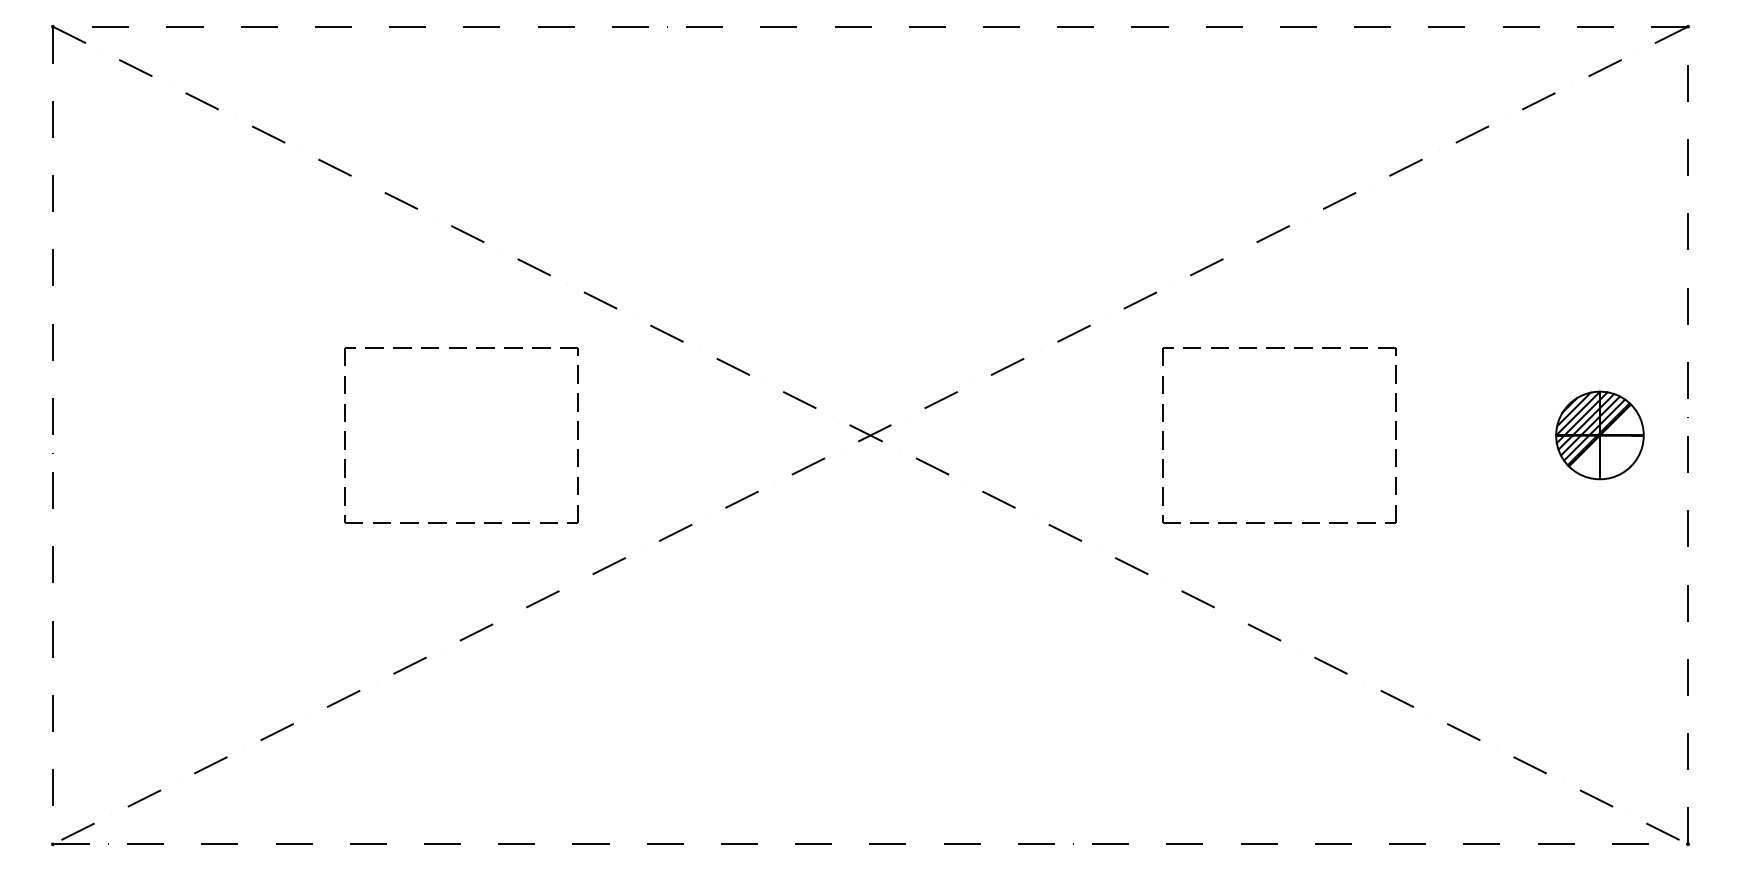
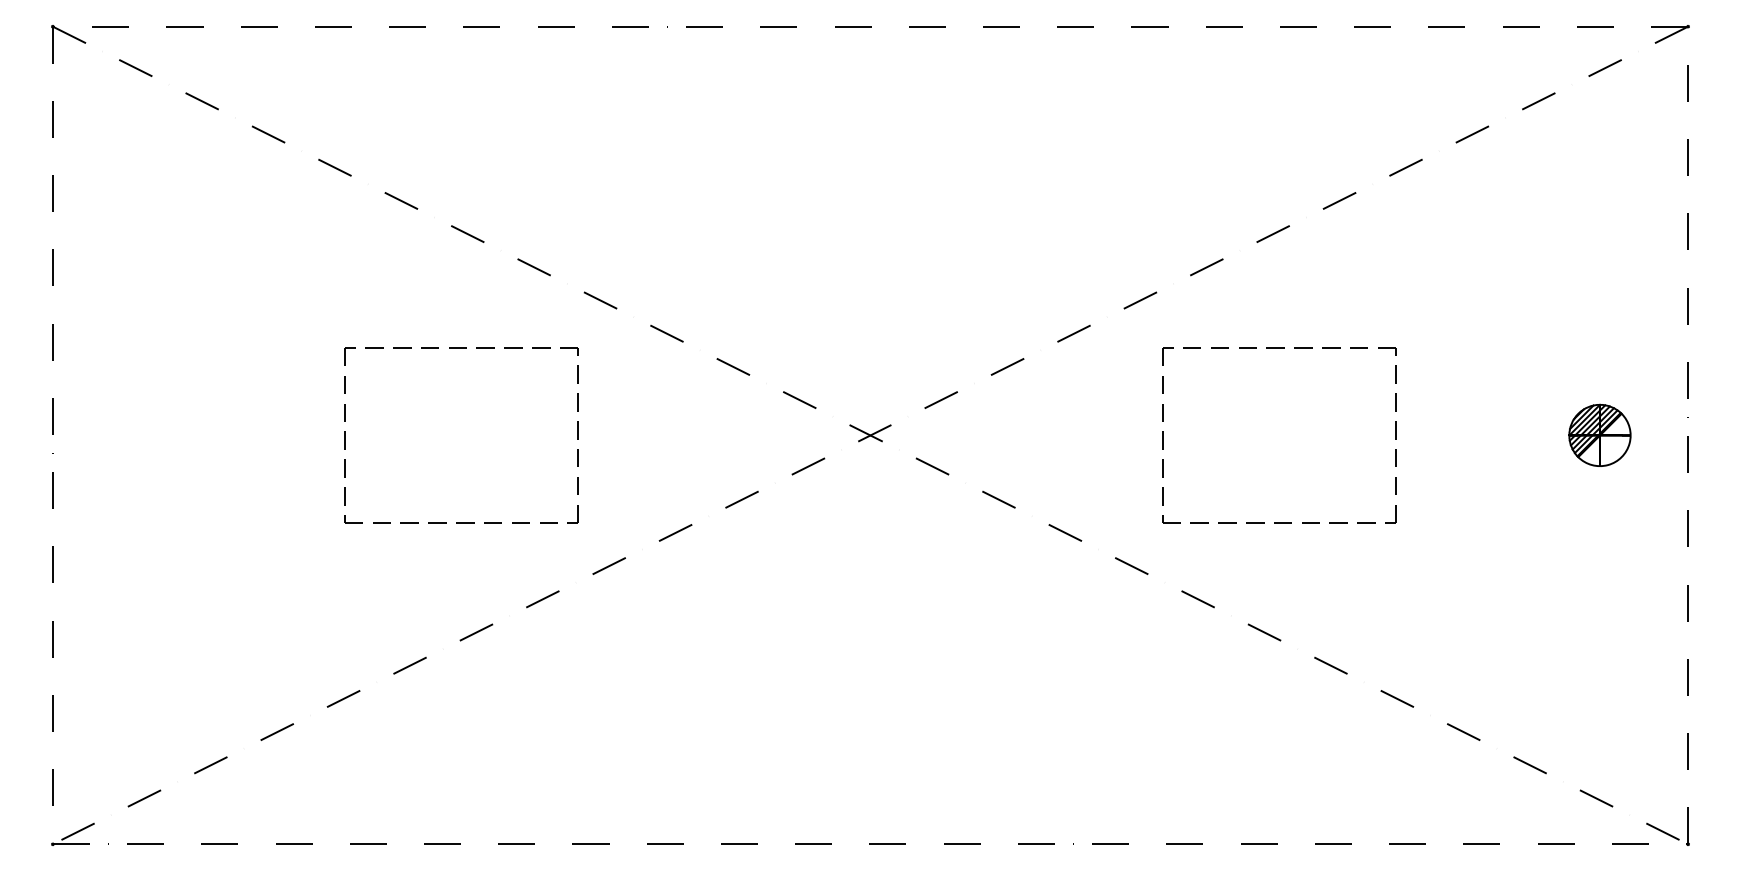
part size: 90x91 px -> 64x64 px (1599, 434)
